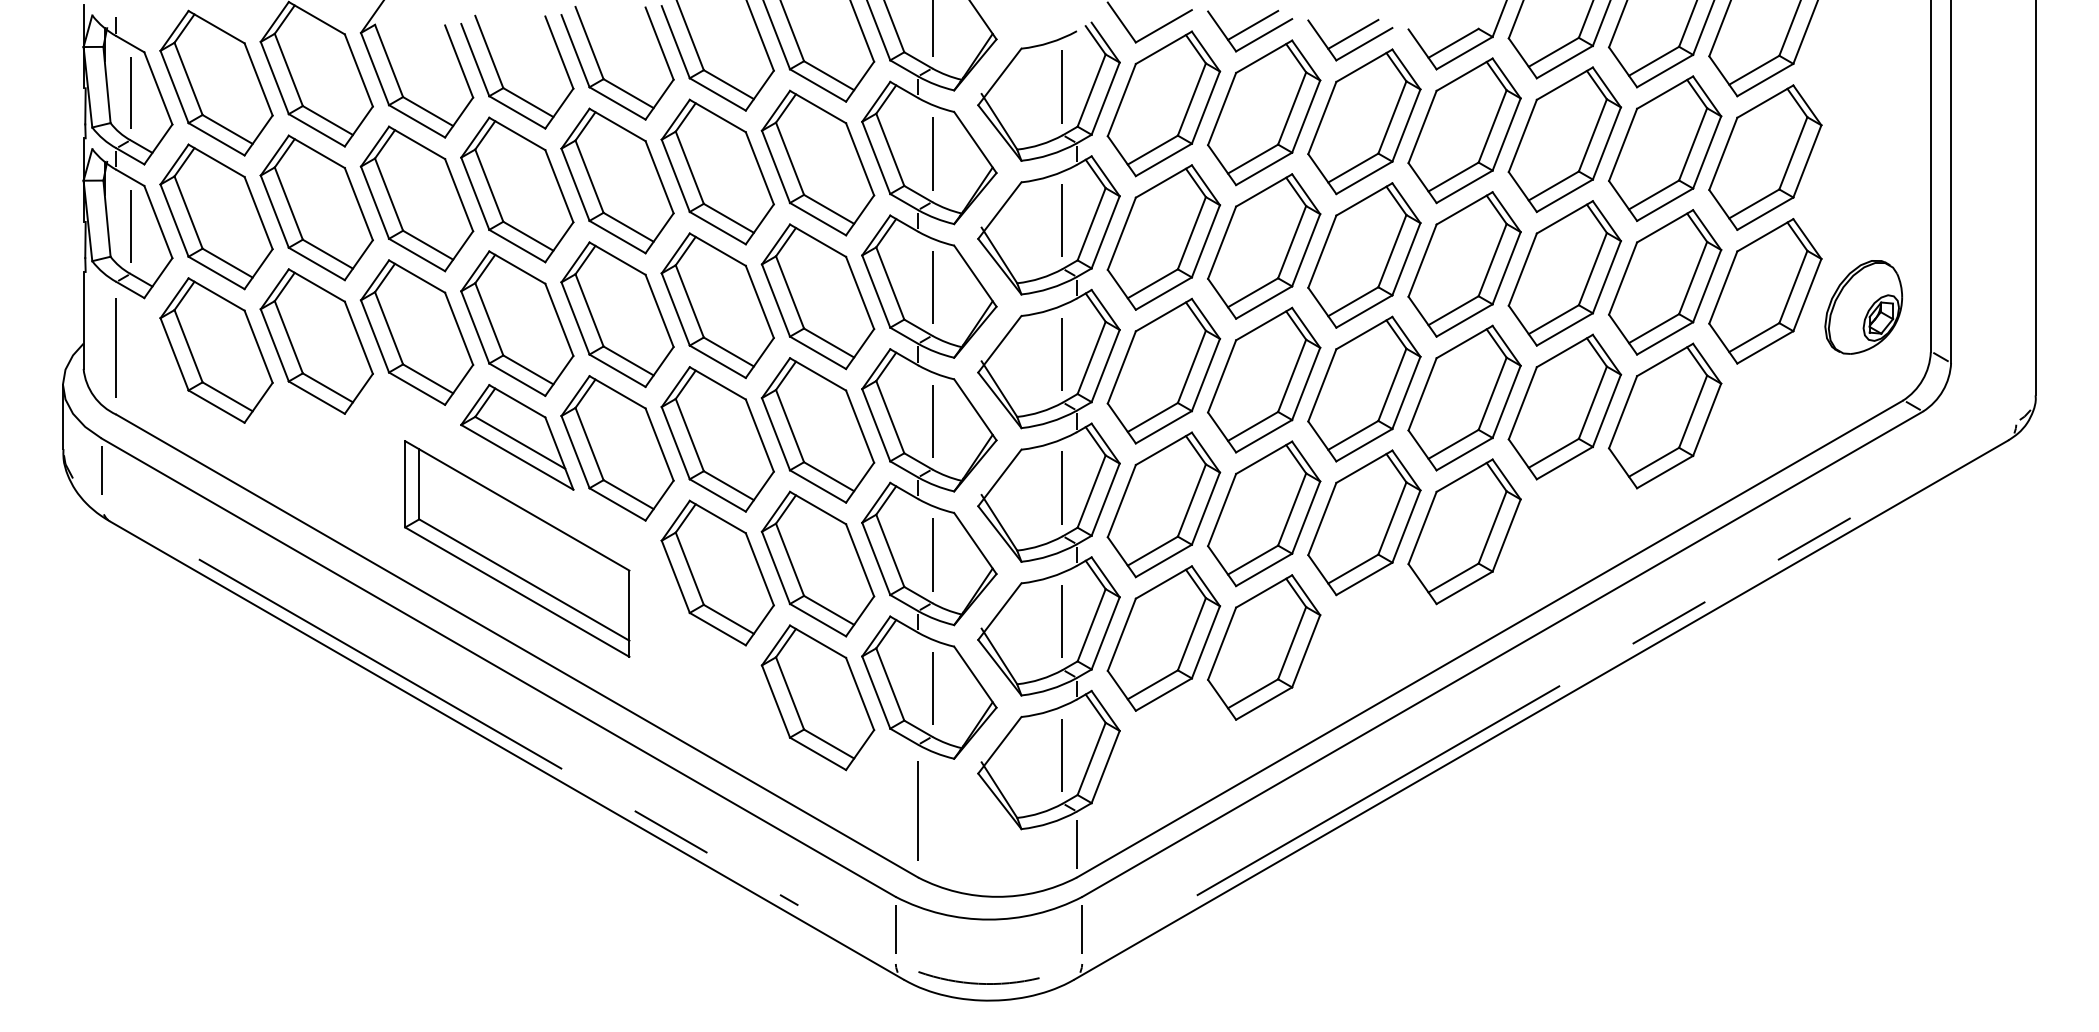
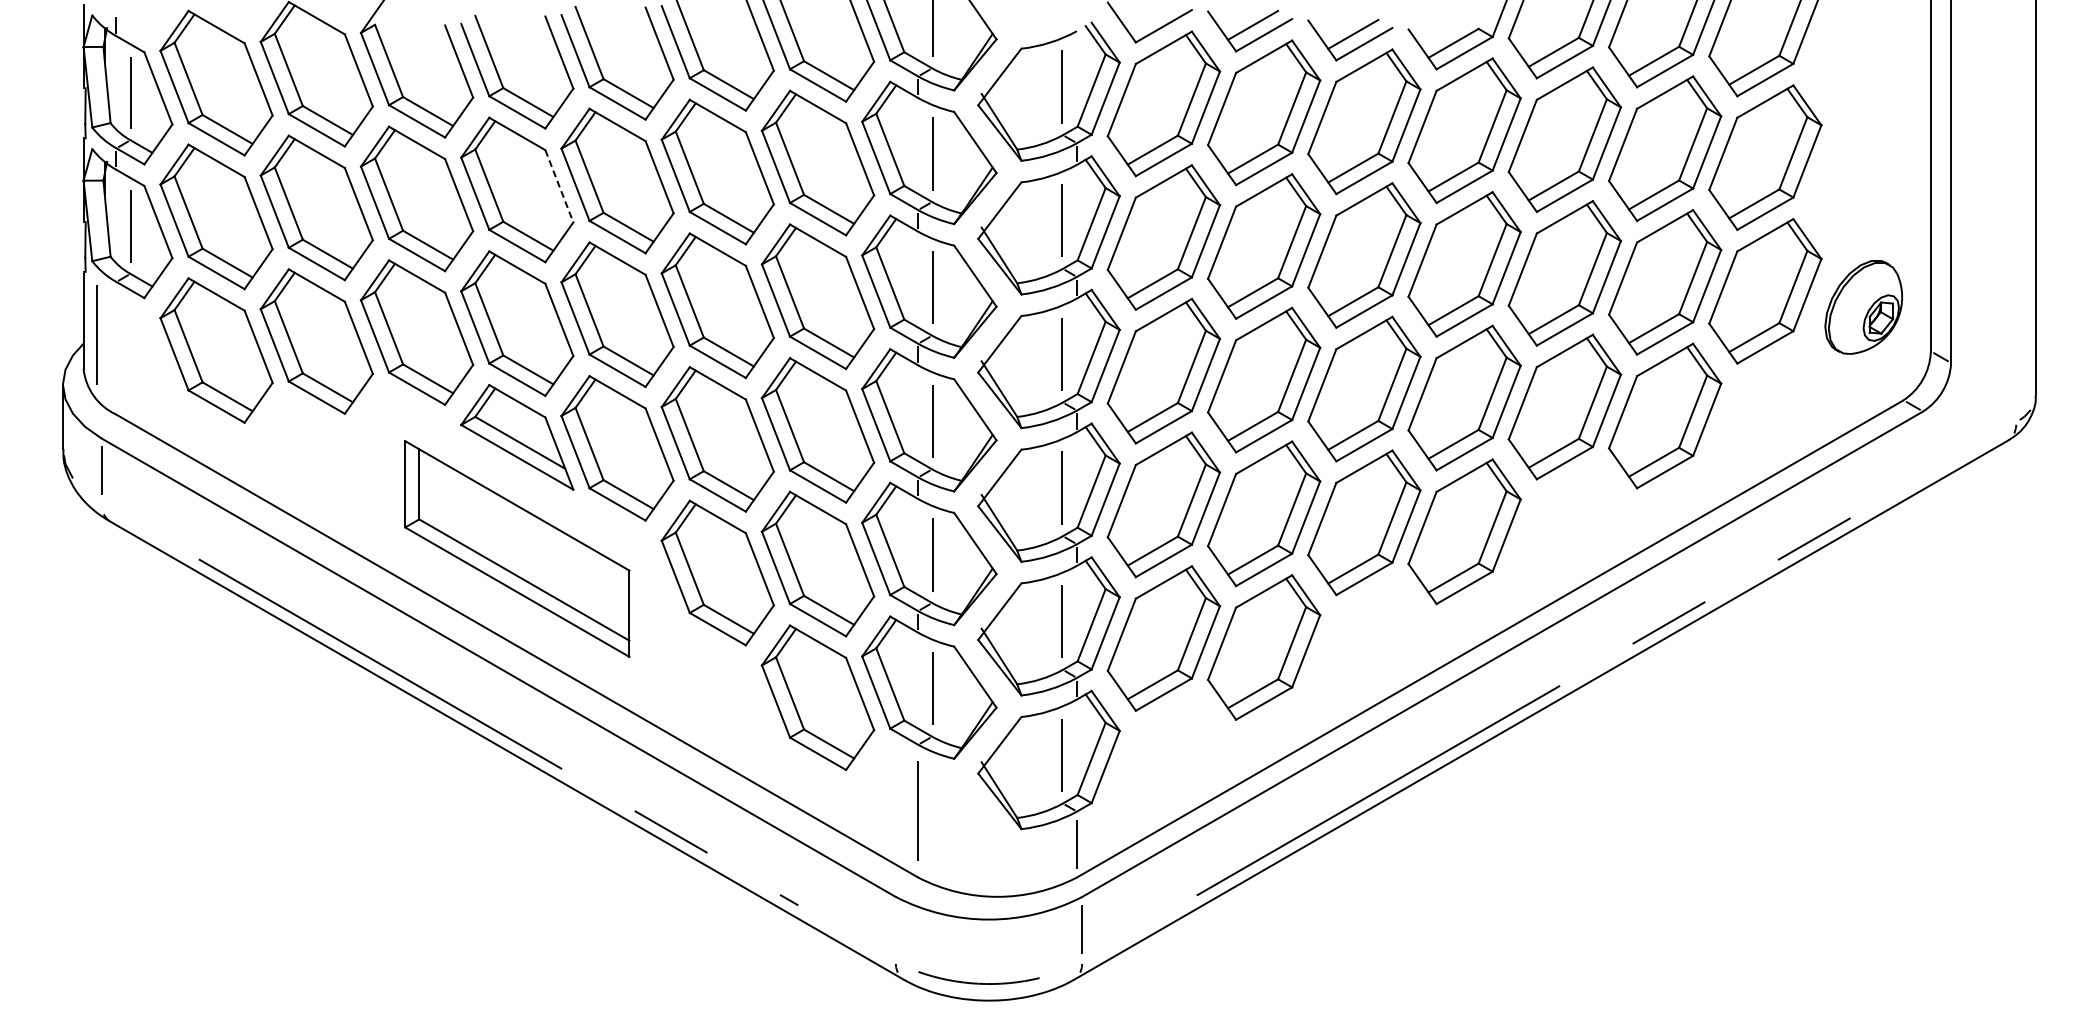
line: solid -> dashed (559, 186)
line position: (115, 347) -> (96, 334) (96, 334)
line: present -> none (895, 928)
